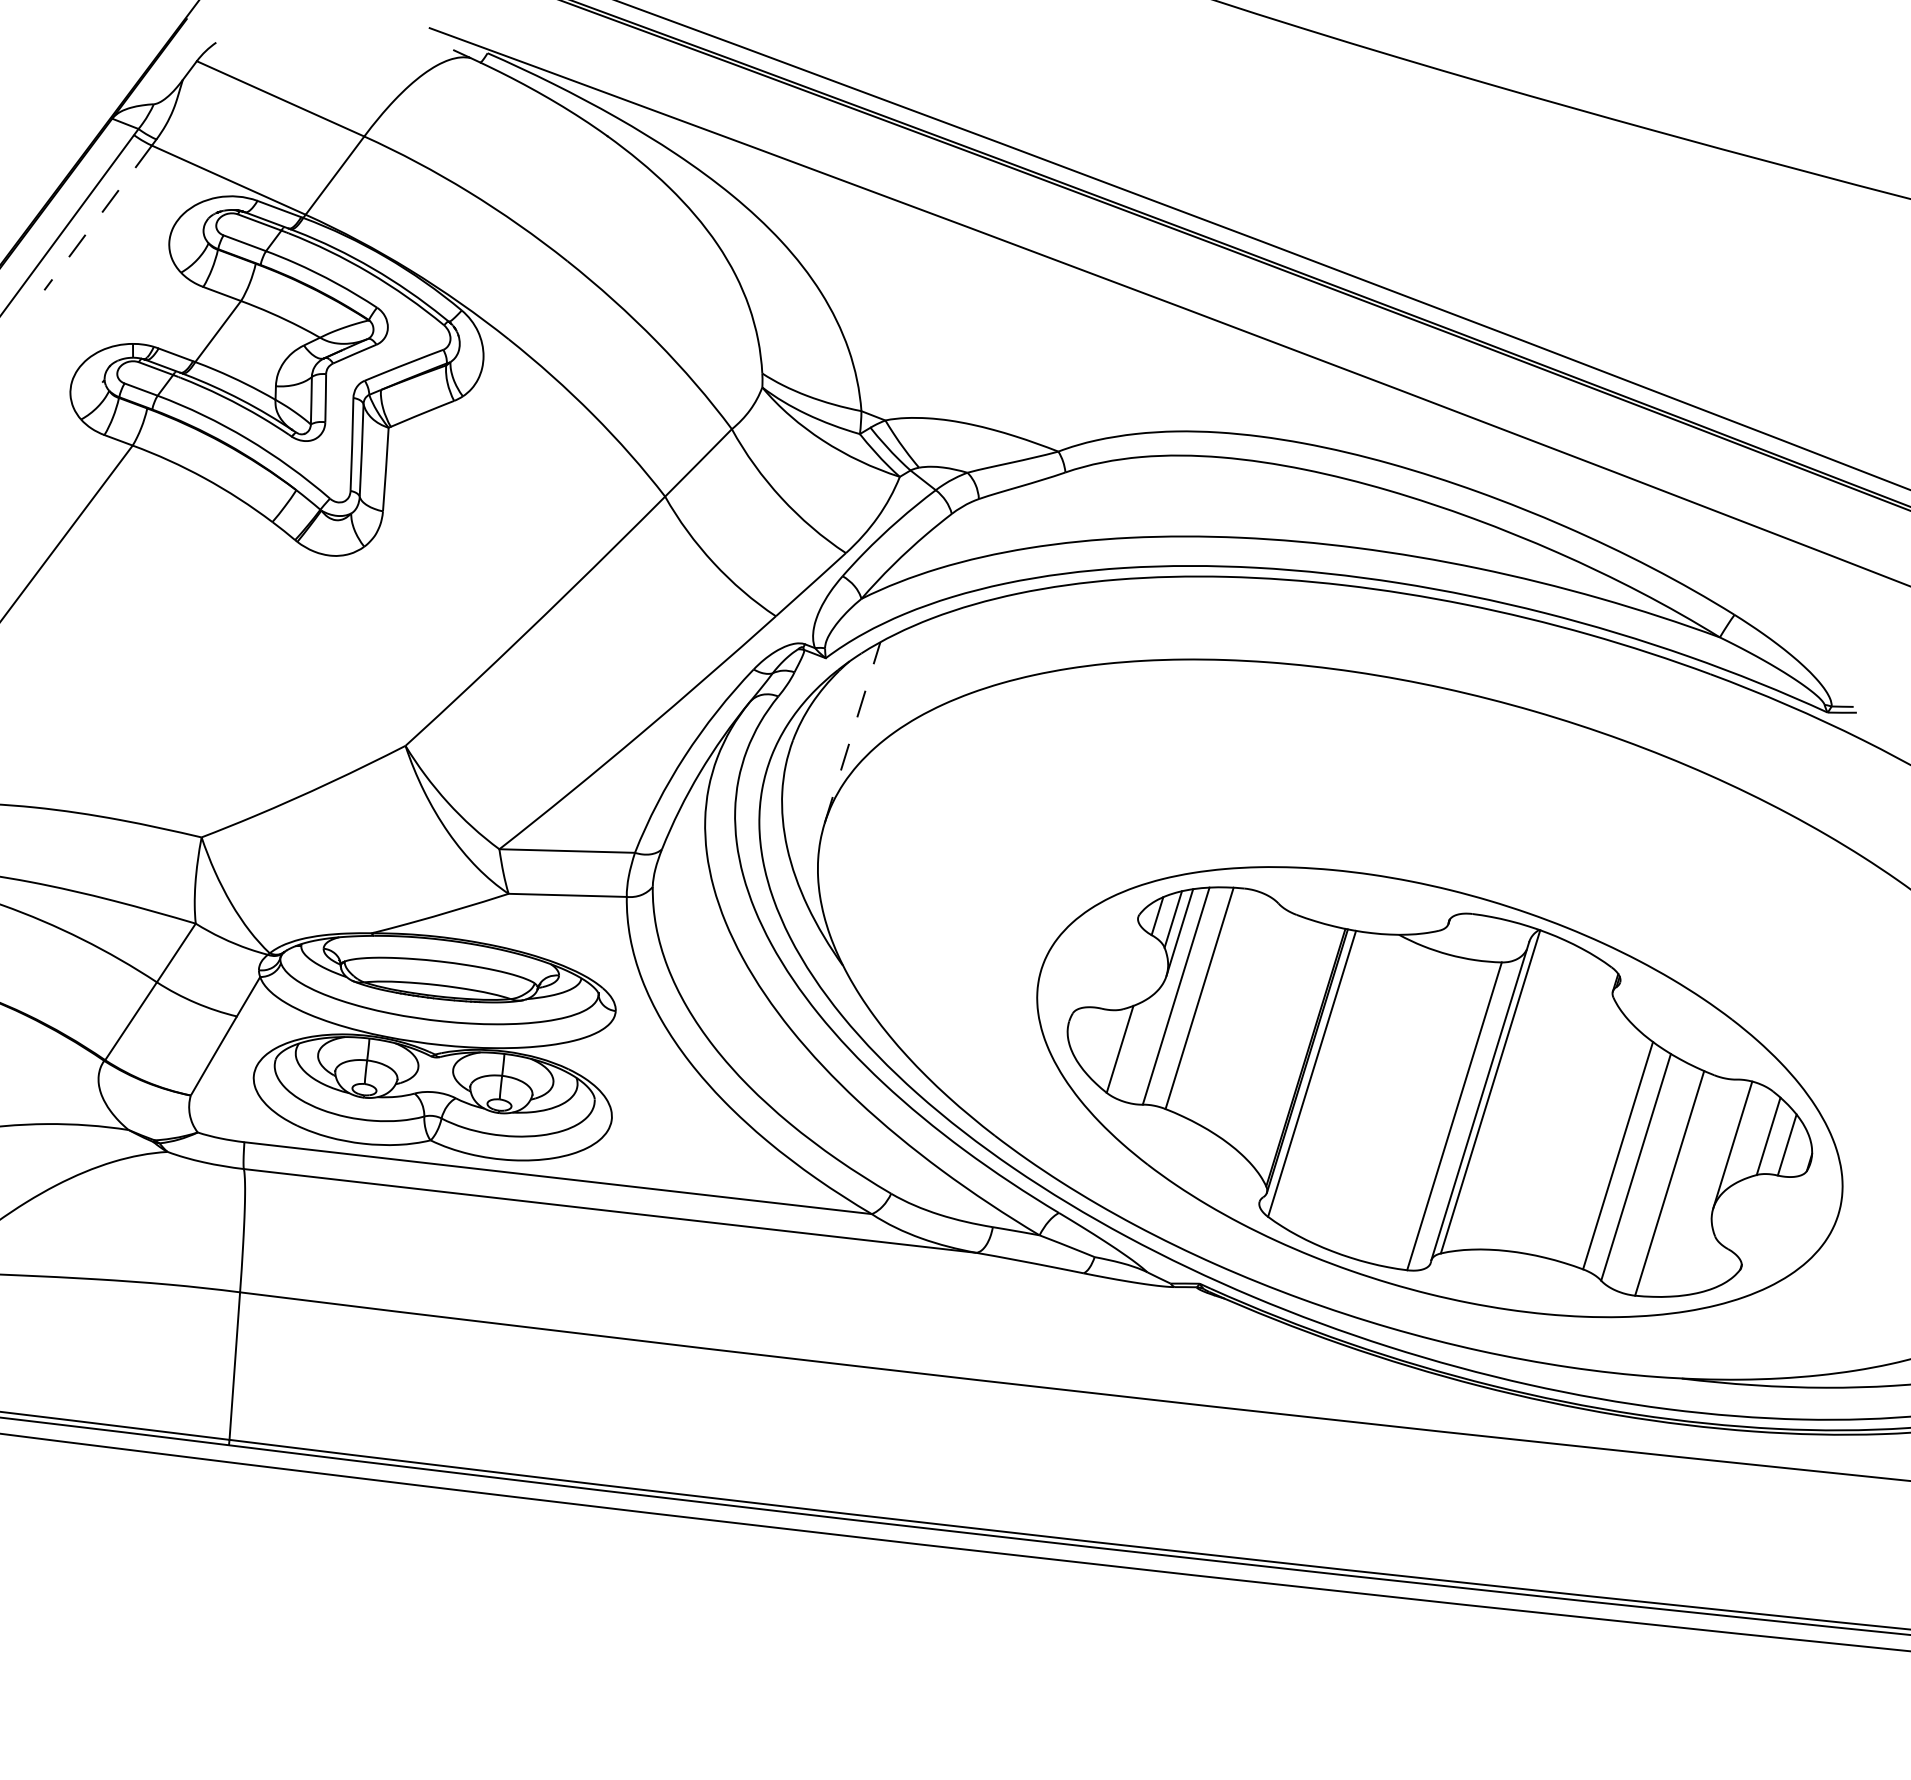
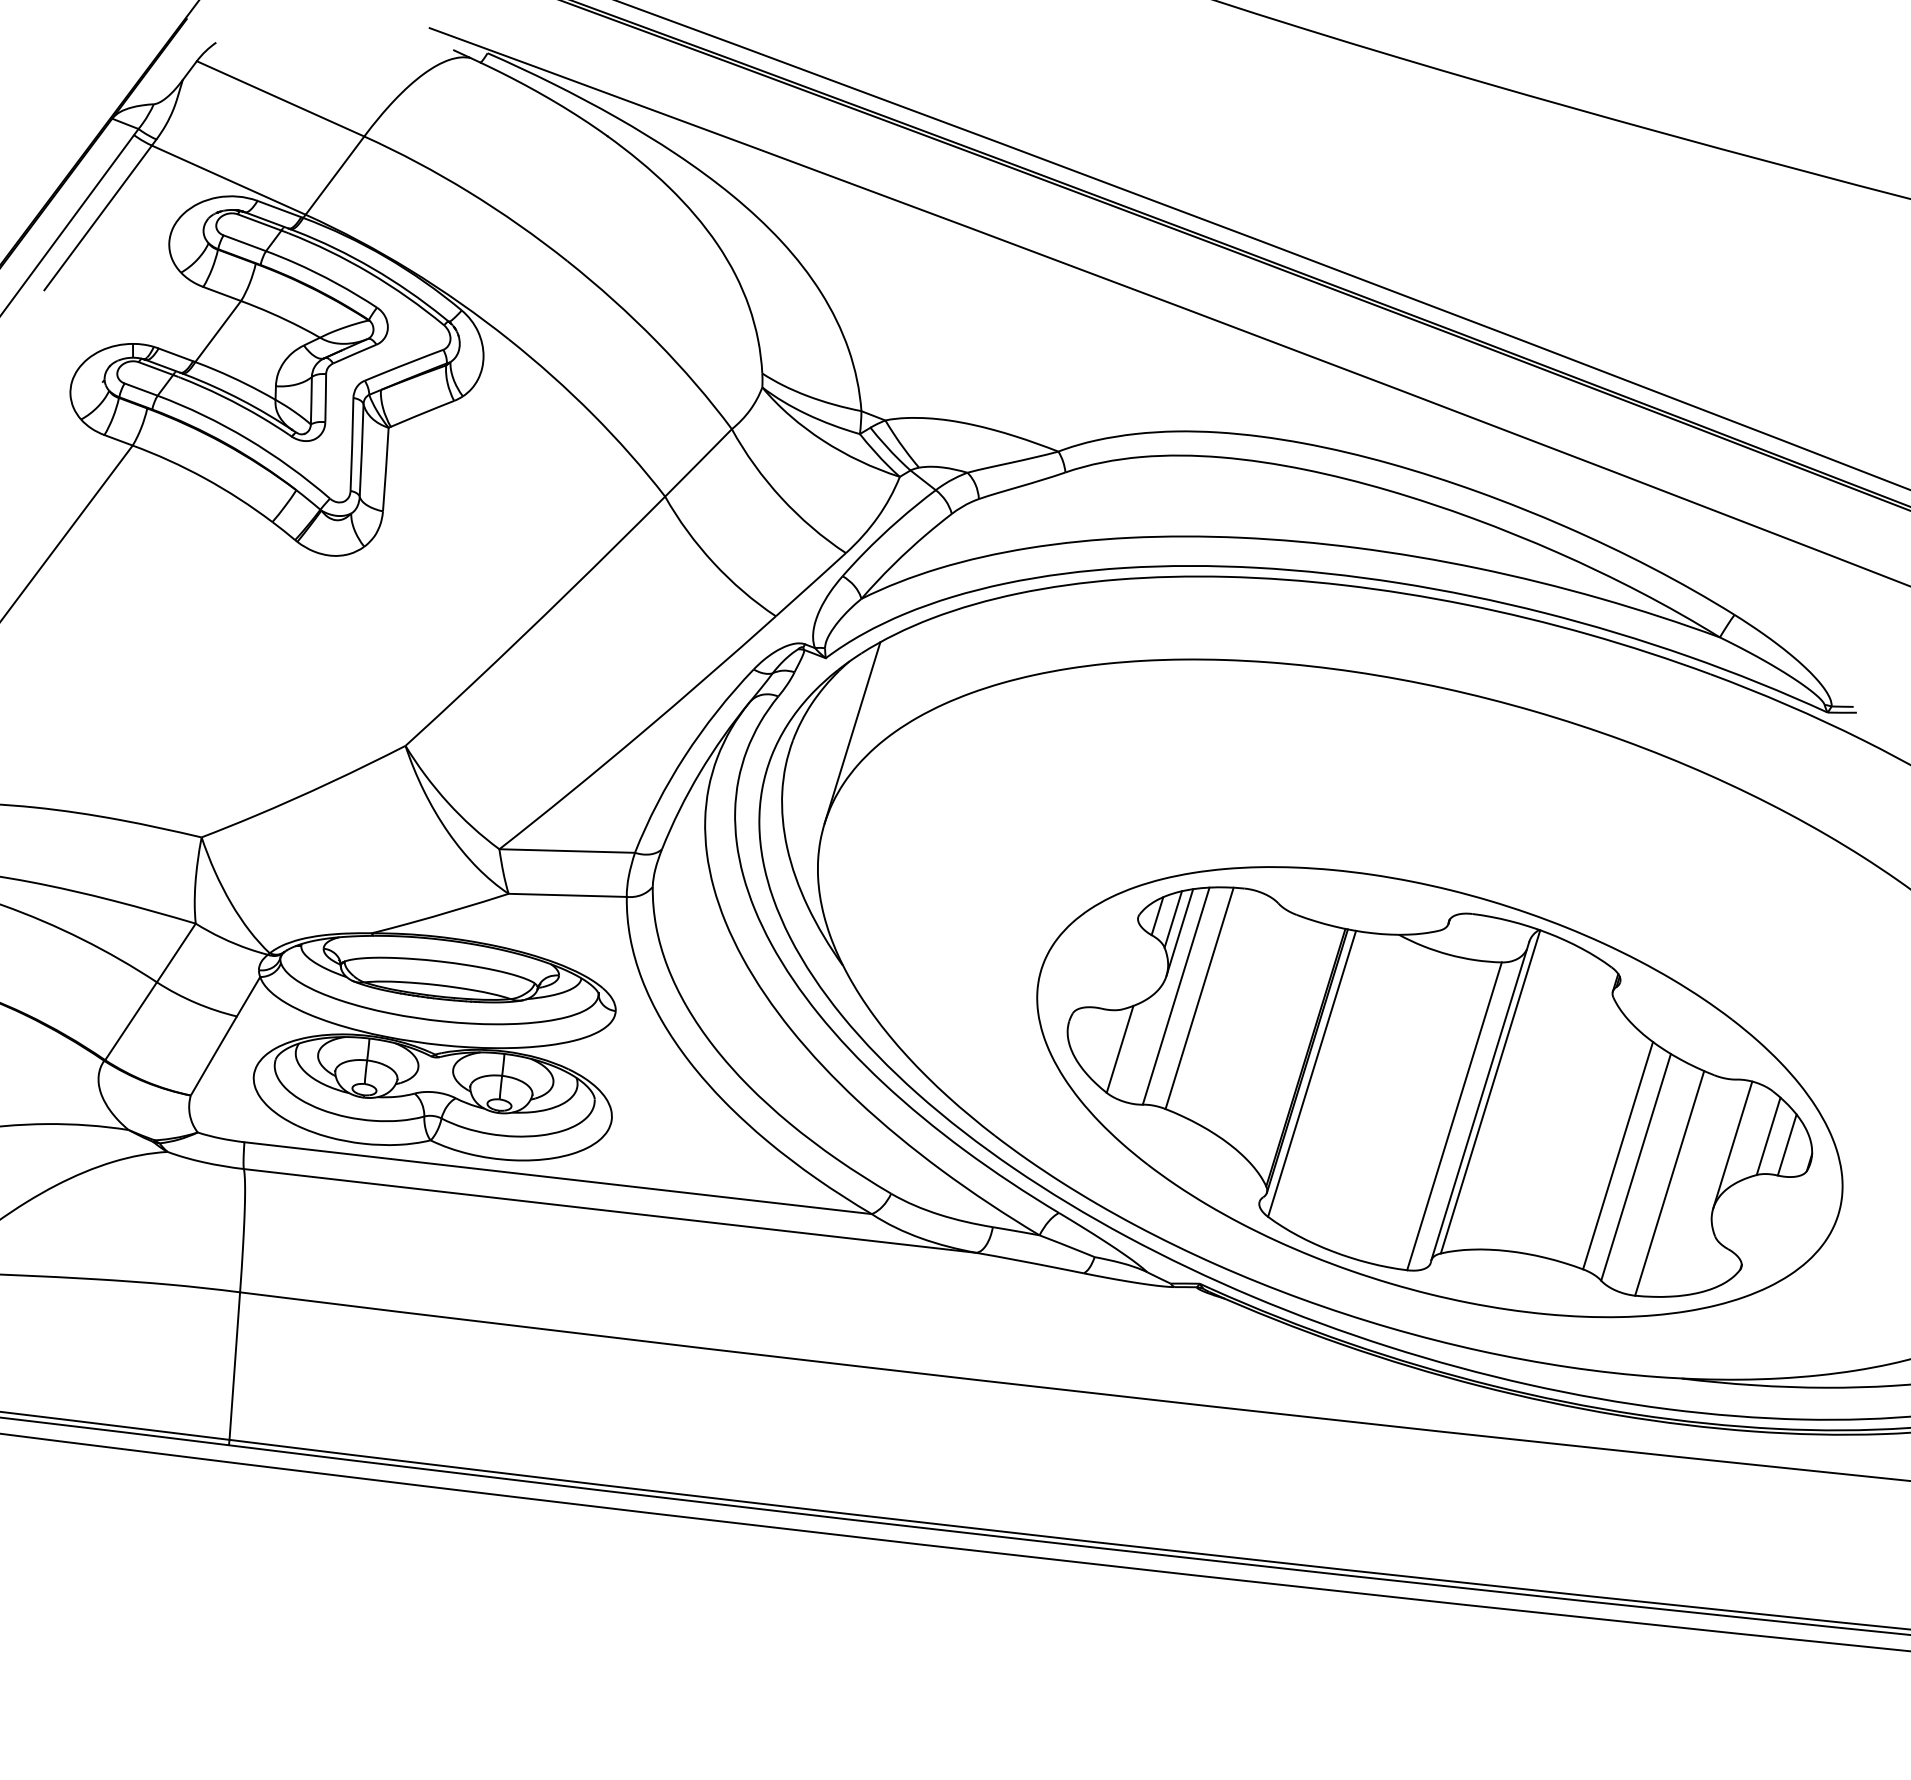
line: dashed -> solid (97, 218)
line: dashed -> solid (852, 732)
